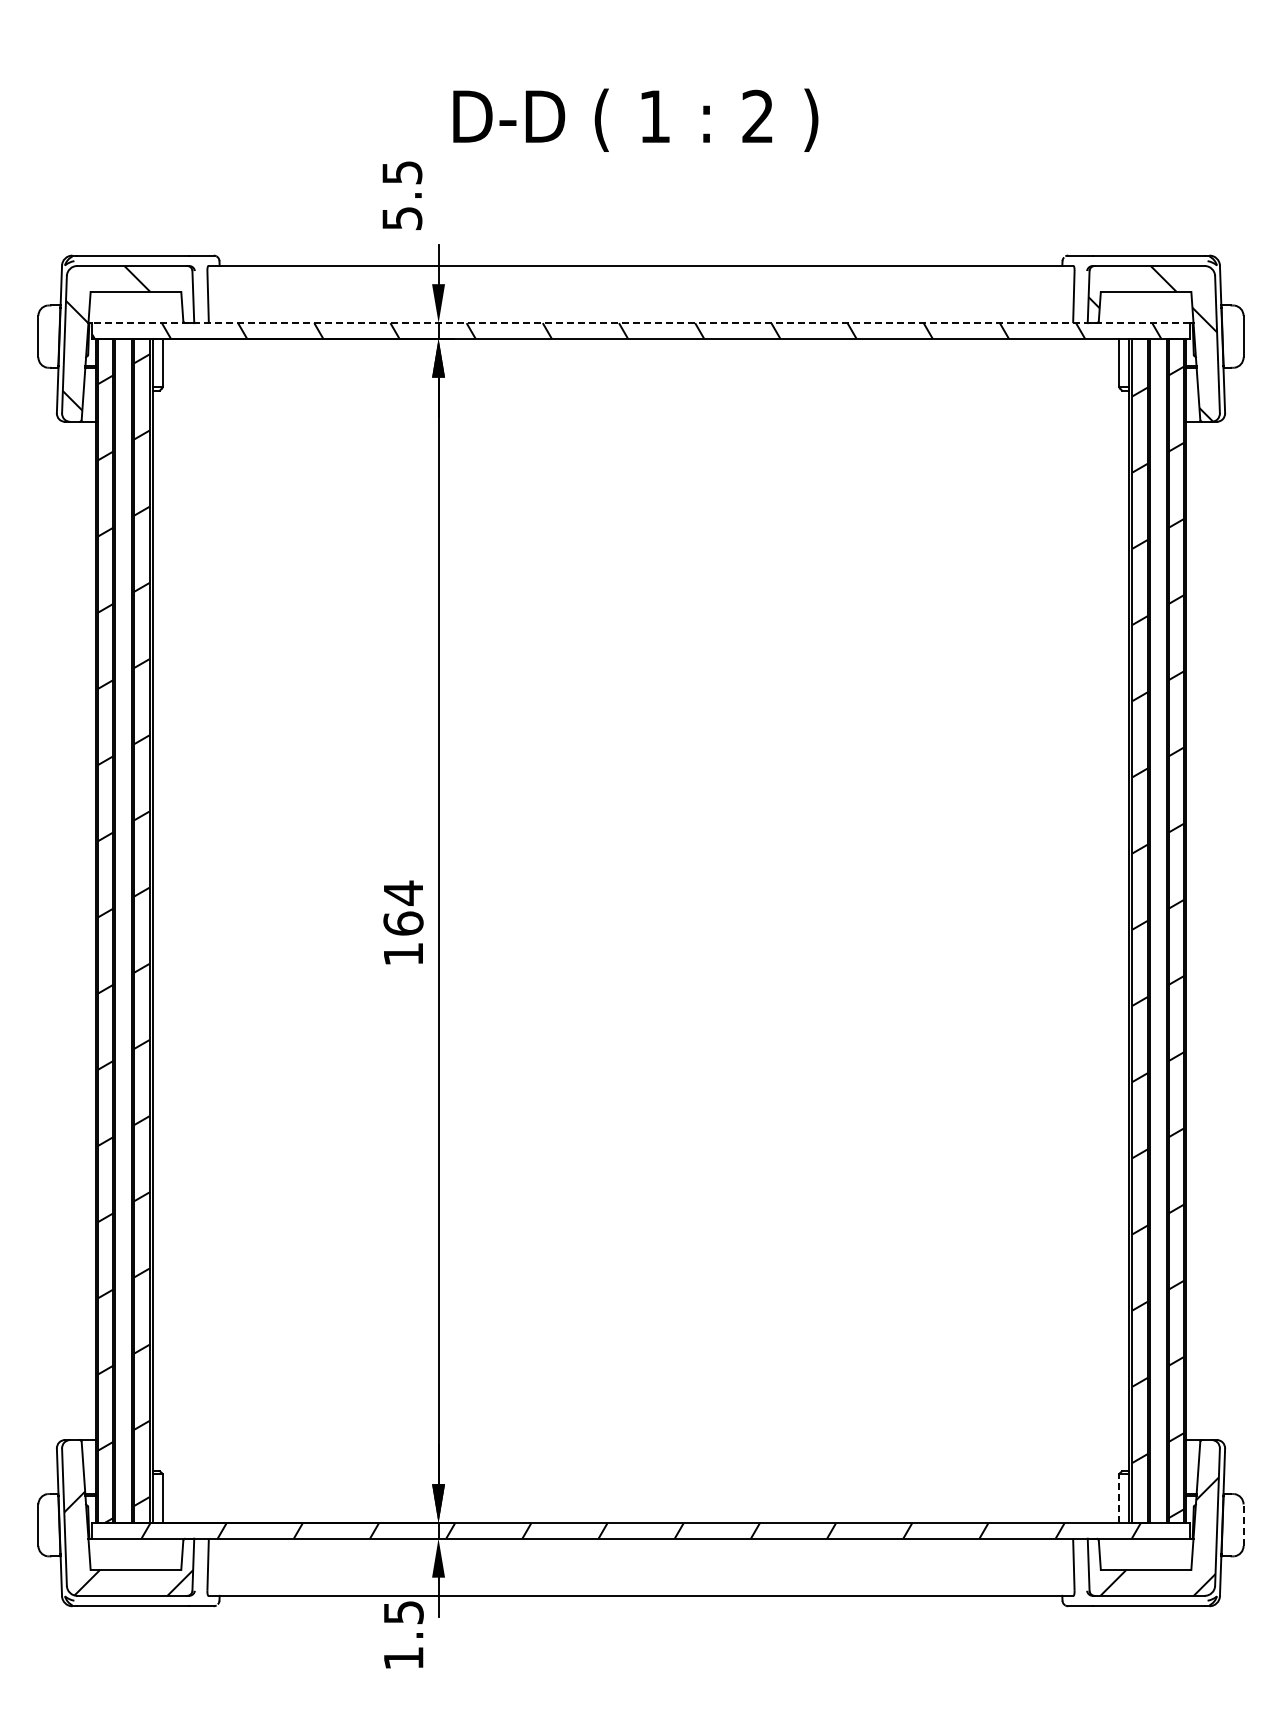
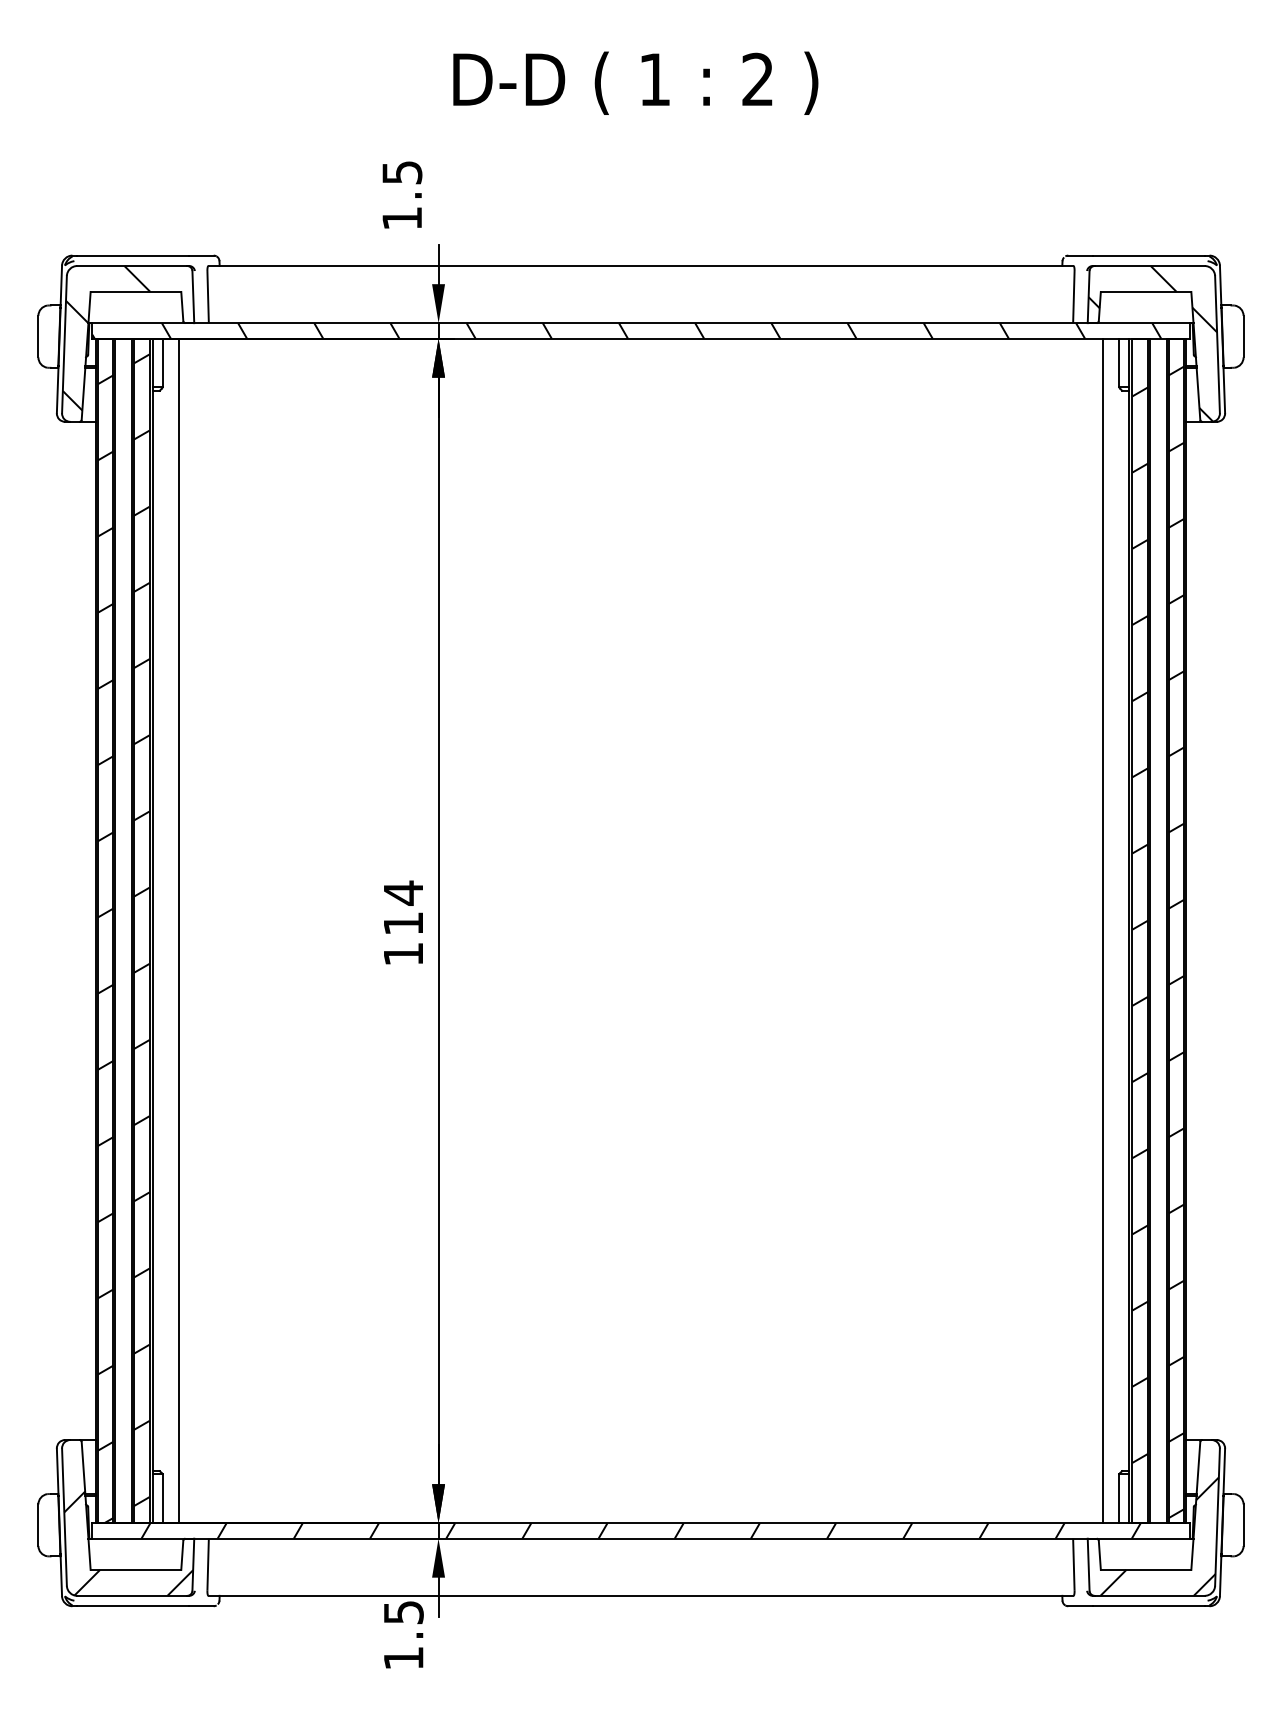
text position: (635, 119) -> (635, 82) (635, 82)
text: 5.5 -> 1.5 (402, 218)
line: dashed -> solid (640, 323)
text: 164 -> 114 (403, 923)
line: none -> present (178, 930)
line: none -> present (1103, 930)
line: dashed -> solid (1119, 1498)
line: dashed -> solid (1243, 1525)
